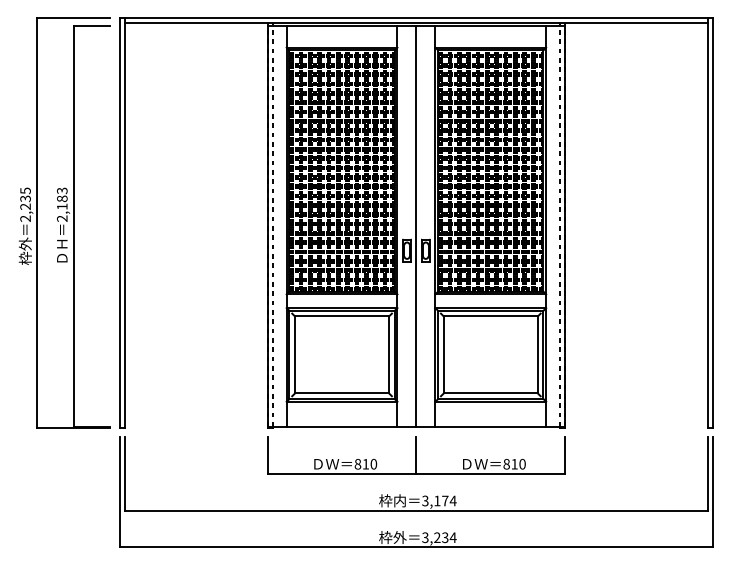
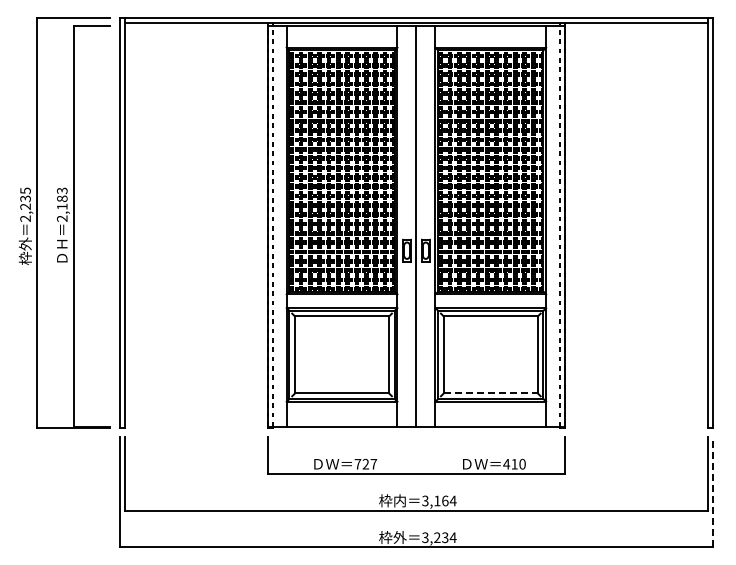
line: solid -> dashed (491, 393)
line: present -> none (416, 455)
text: 810 -> 727 (365, 463)
text: 810 -> 410 (506, 464)
line: solid -> dashed (713, 491)
text: 3,174 -> 3,164 (445, 500)
